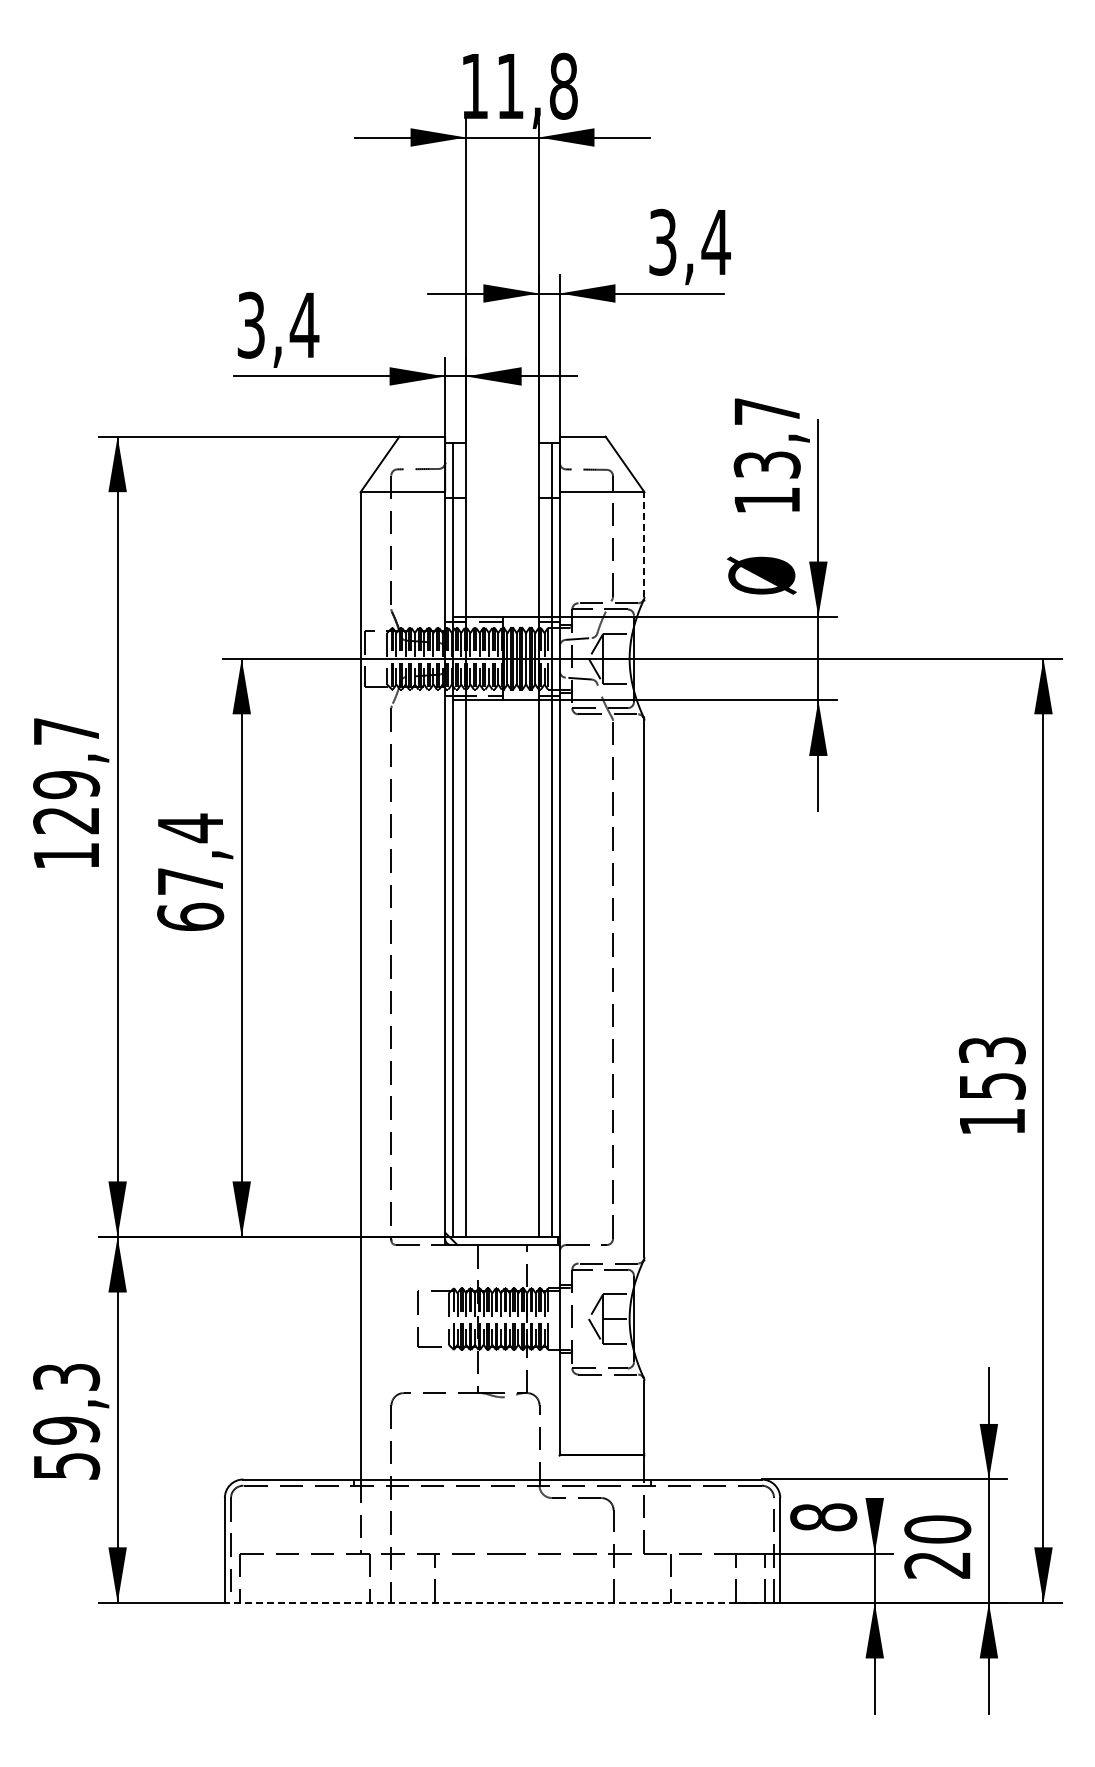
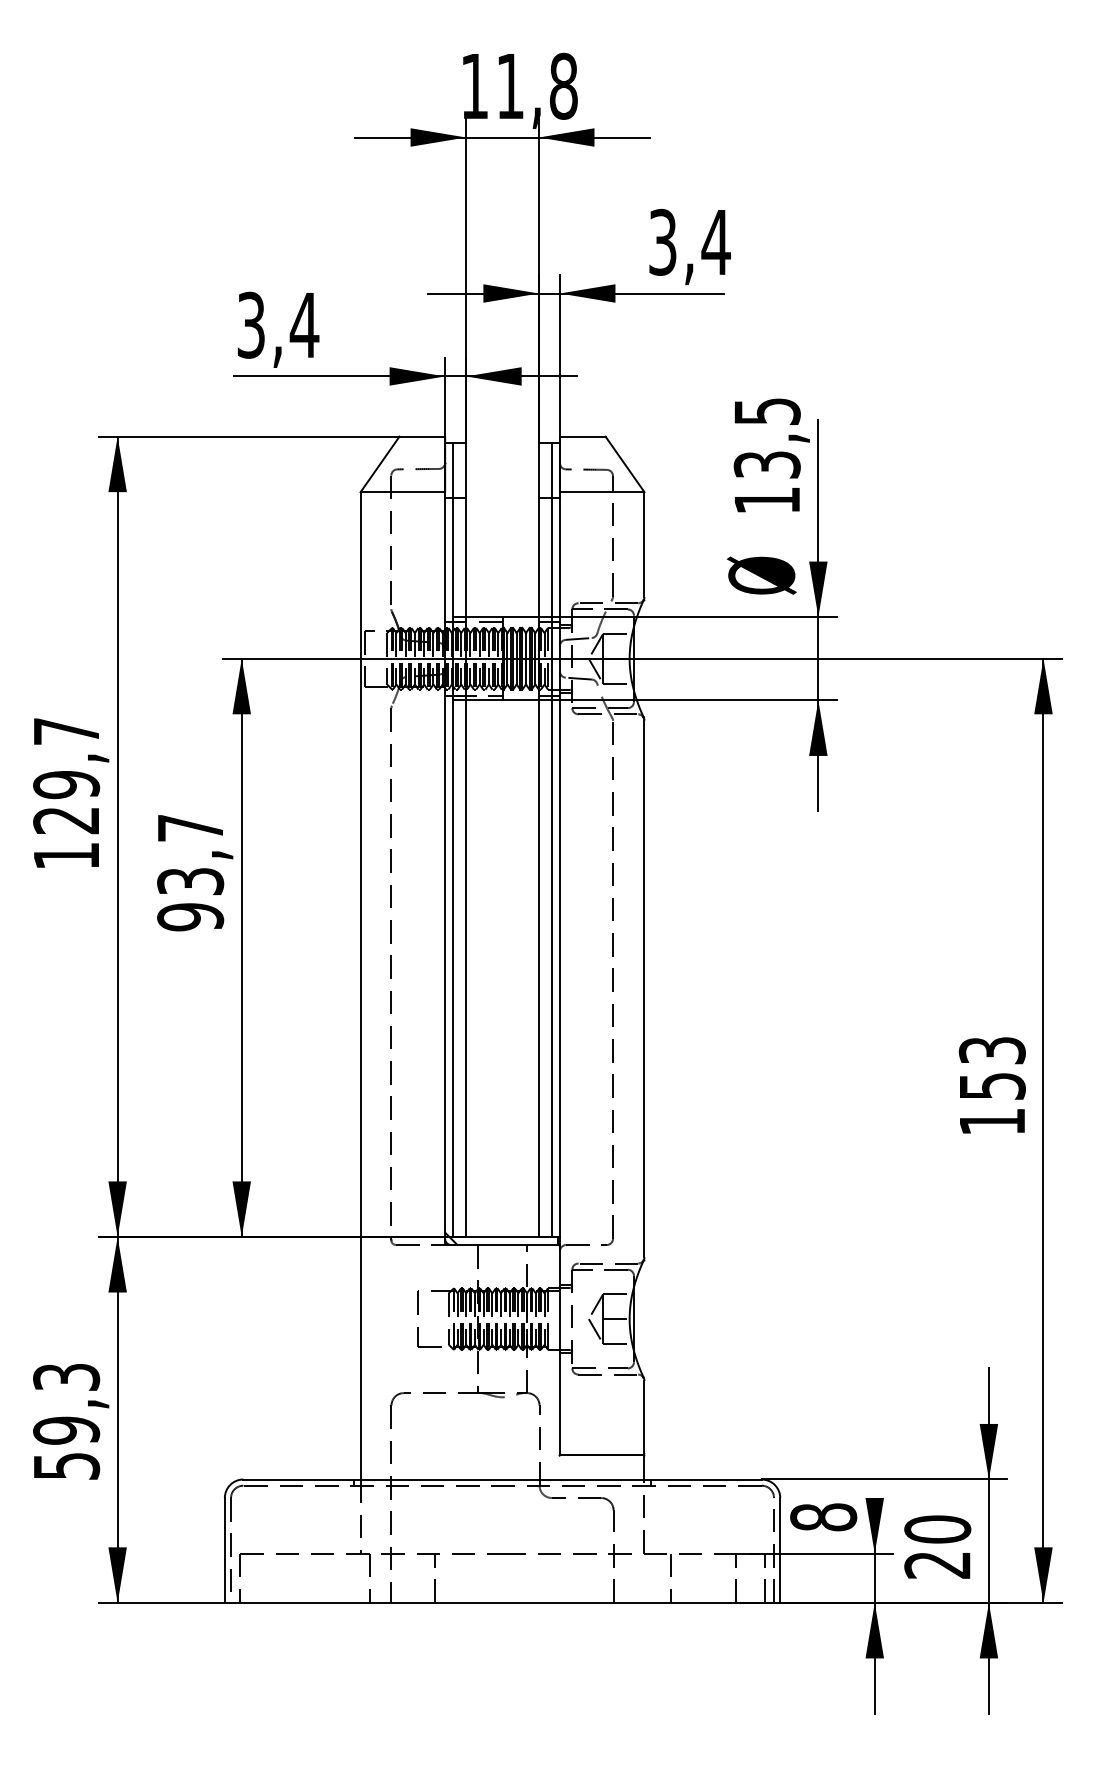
text: 13,7 -> 13,5 (767, 411)
line: dashed -> solid (644, 544)
text: 67,4 -> 93,7 (190, 872)
line: dashed -> solid (502, 1602)
